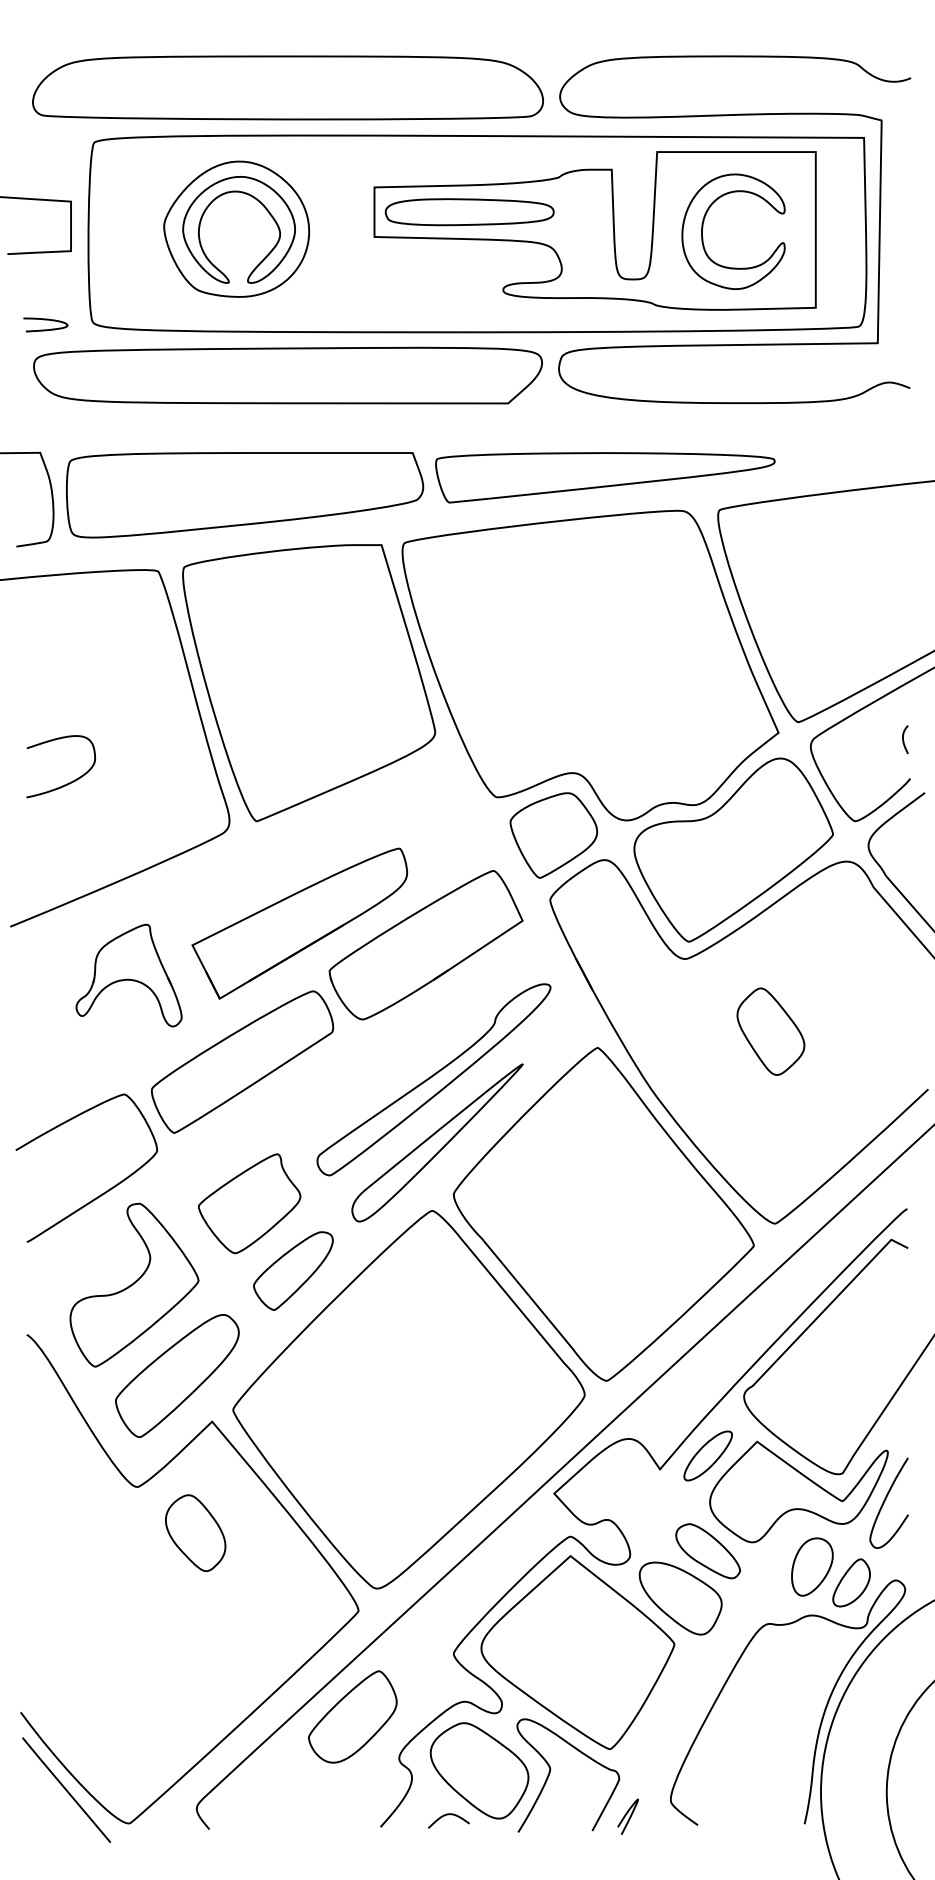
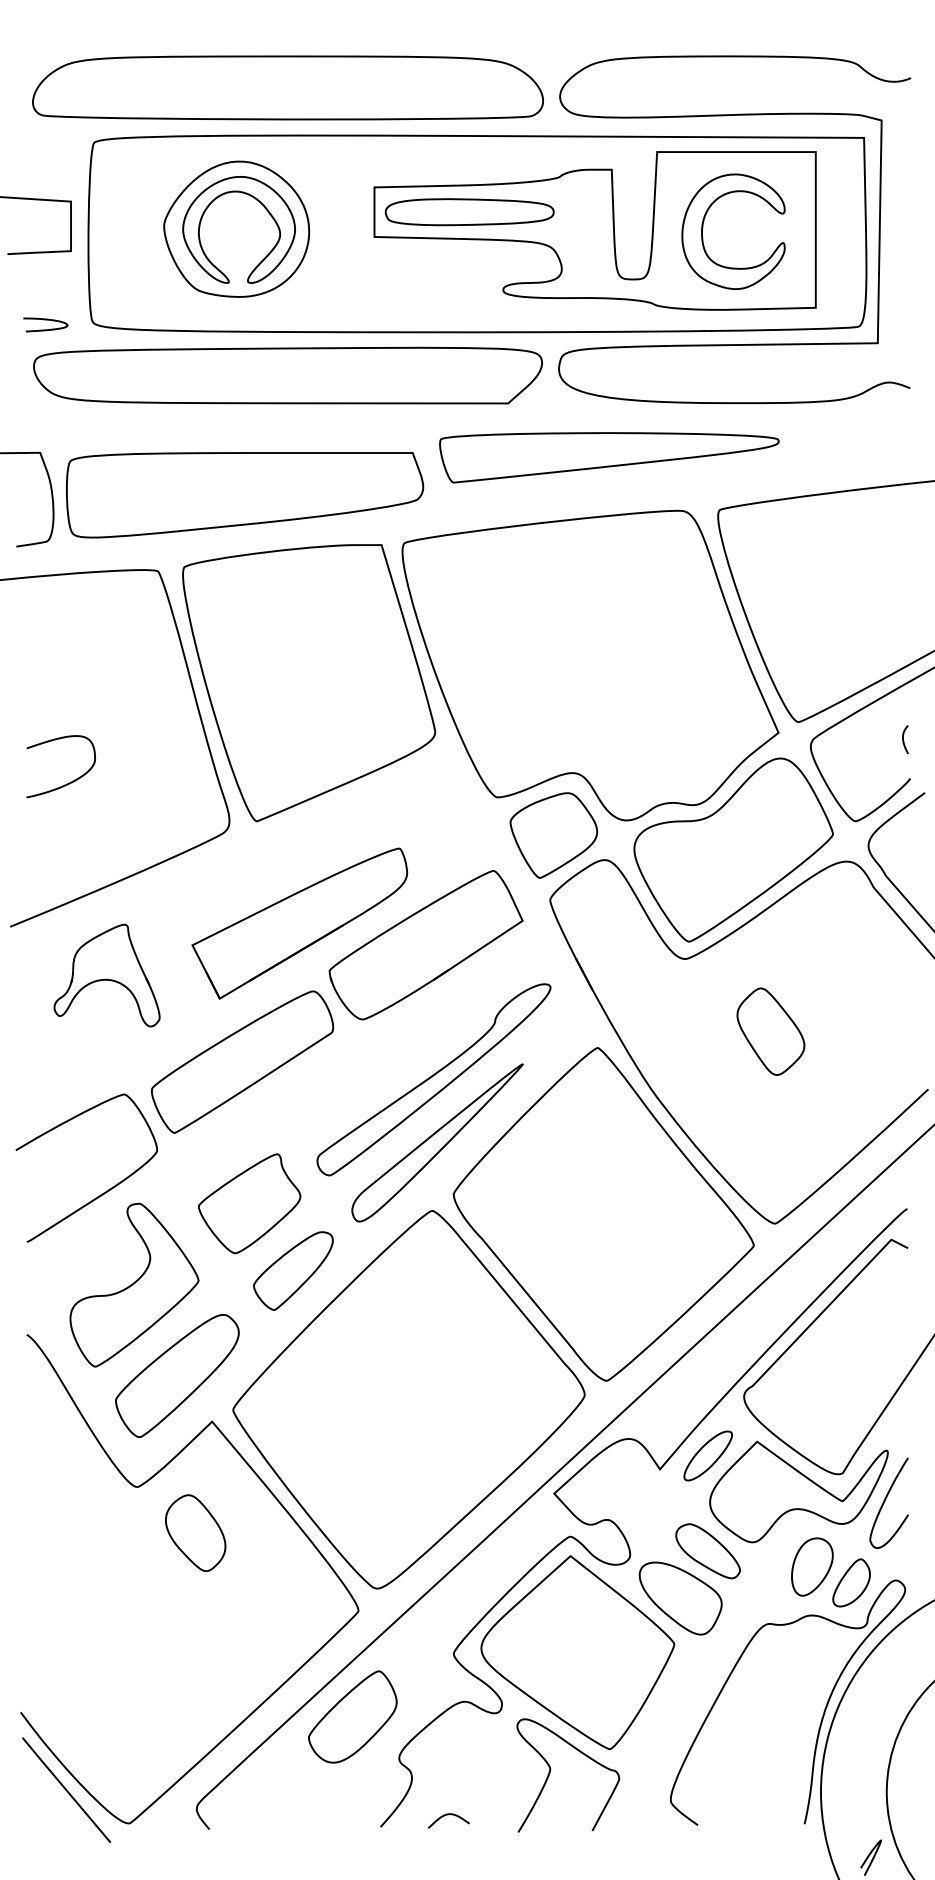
part position: (605, 477) -> (609, 457) (609, 457)
part position: (128, 975) -> (106, 975) (106, 975)
part: present -> none (479, 1770)
curve position: (626, 1815) -> (869, 1856) (869, 1856)
